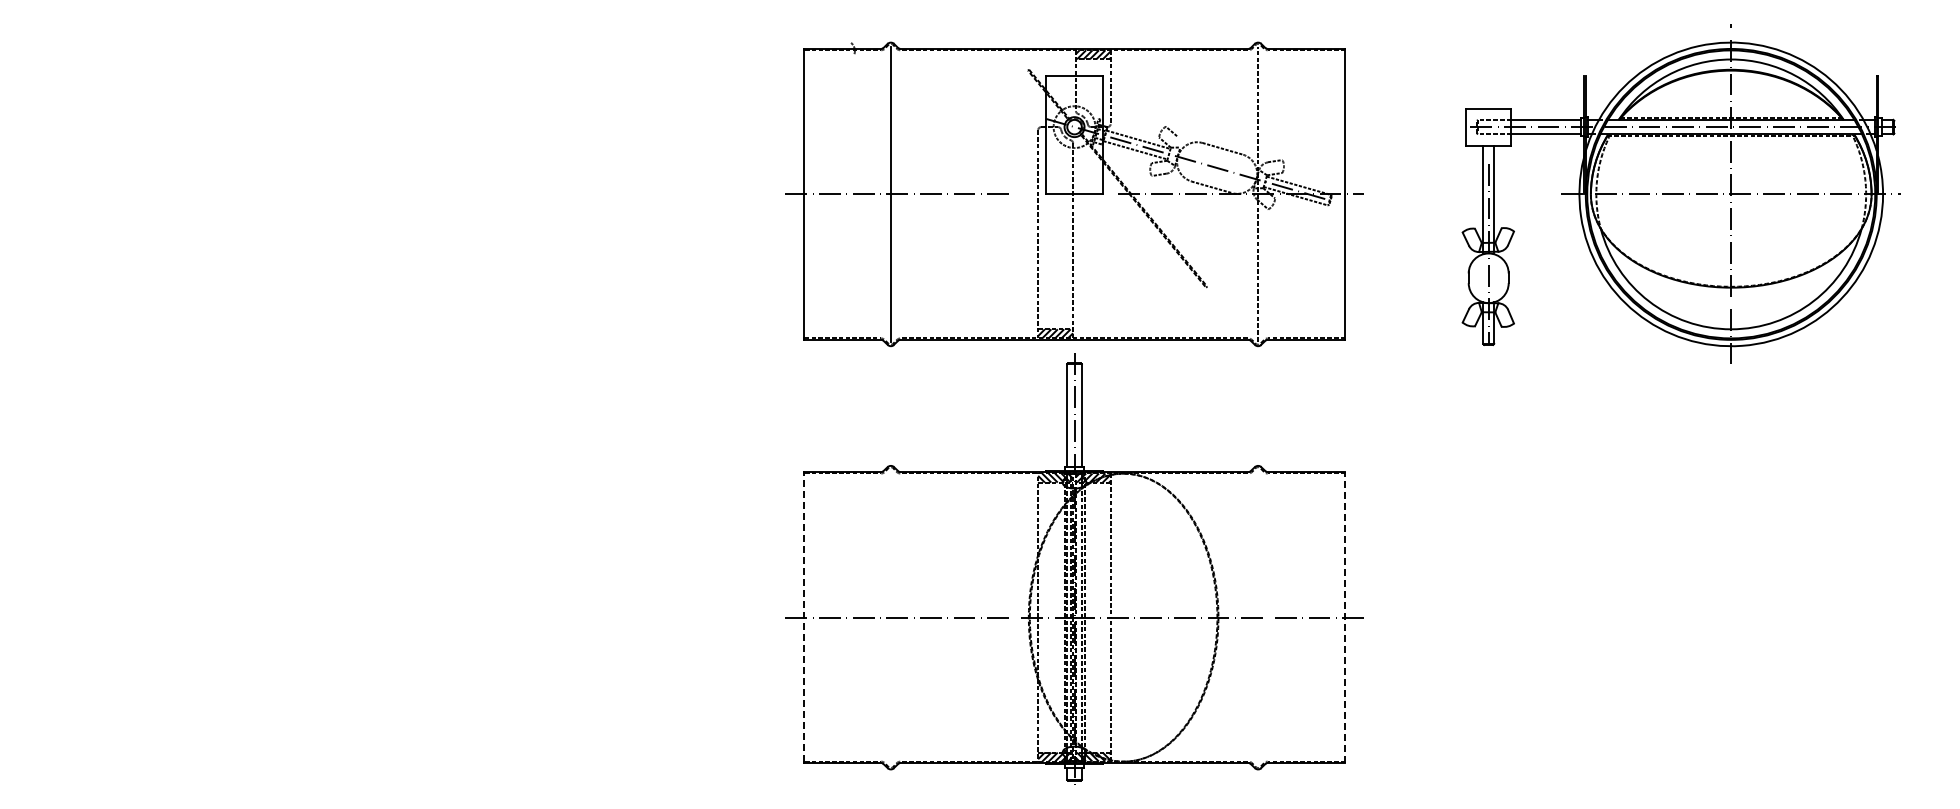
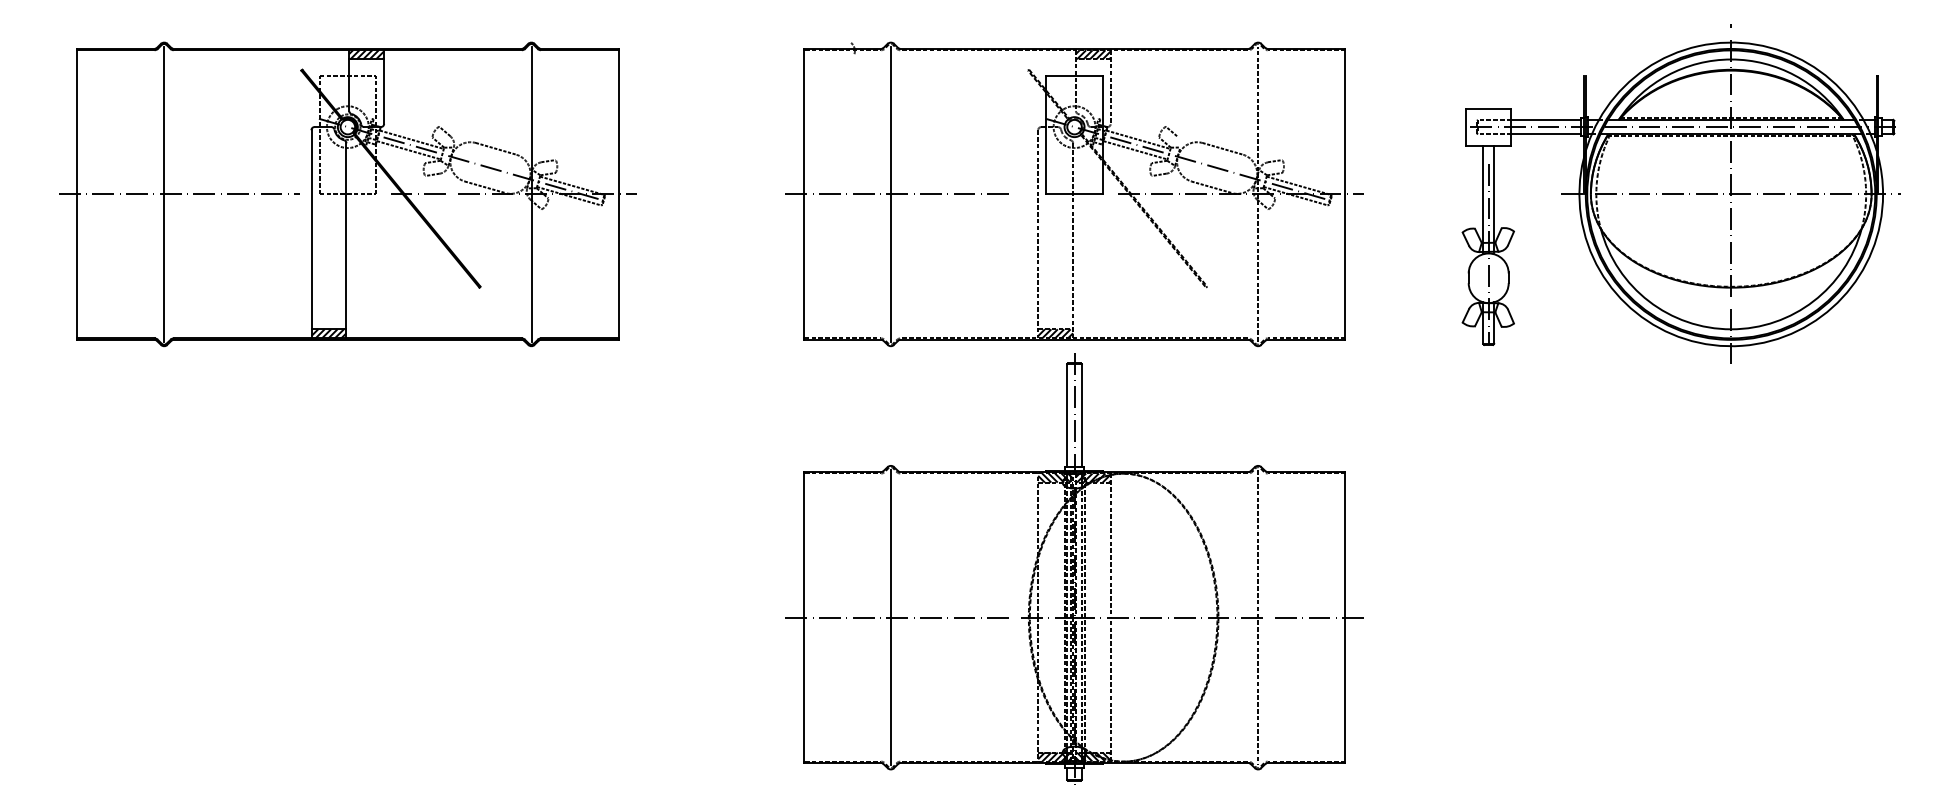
part: none -> present (347, 194)
line: dashed -> solid (803, 617)
line: none -> present (890, 617)
line: none -> present (1258, 617)
line: dashed -> solid (1345, 617)
